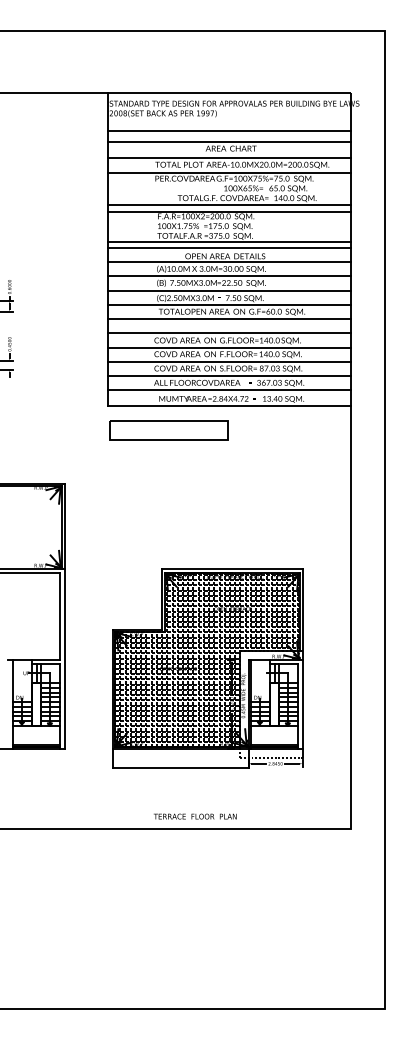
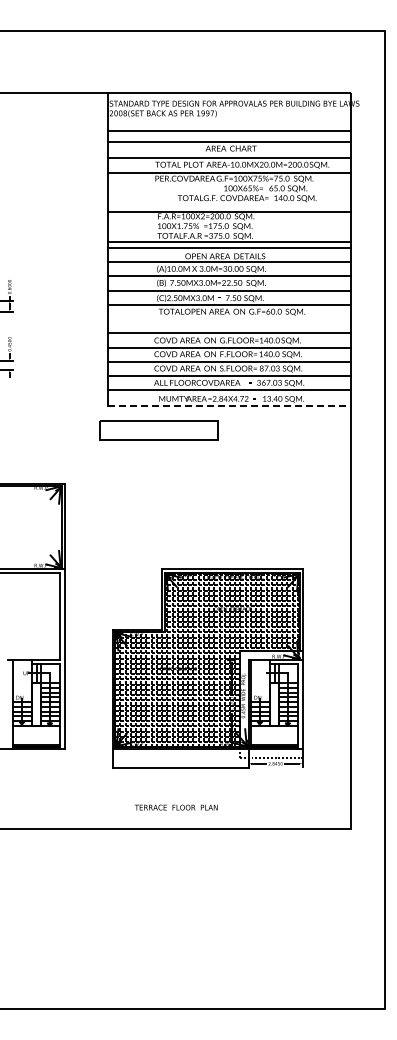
line: present -> none (229, 204)
line: present -> none (229, 319)
line: solid -> dashed (230, 406)
part position: (168, 430) -> (158, 430) (158, 430)
text position: (194, 816) -> (175, 807) (175, 807)
